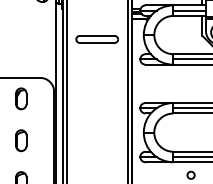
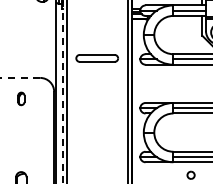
part position: (96, 39) -> (96, 58) (96, 58)
line: solid -> dashed (20, 77)
line: solid -> dashed (62, 92)
part size: 13x24 px -> 9x16 px (21, 98)
part: present -> none (21, 140)
